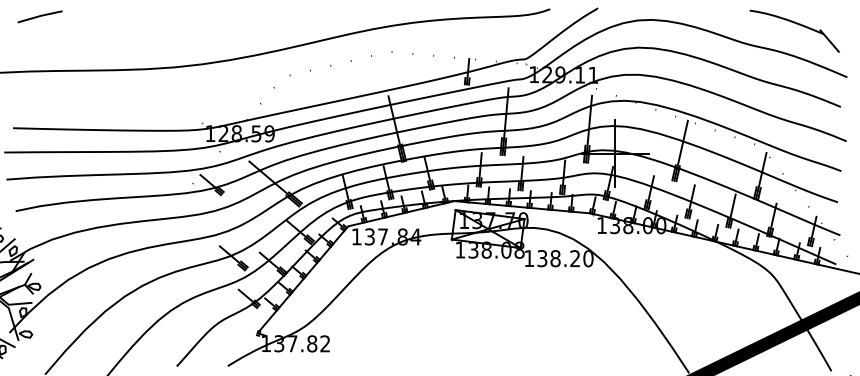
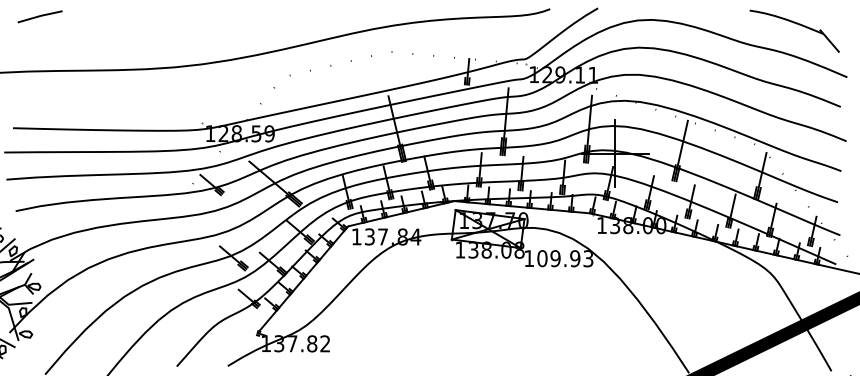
text: 138.20 -> 109.93 (565, 258)
